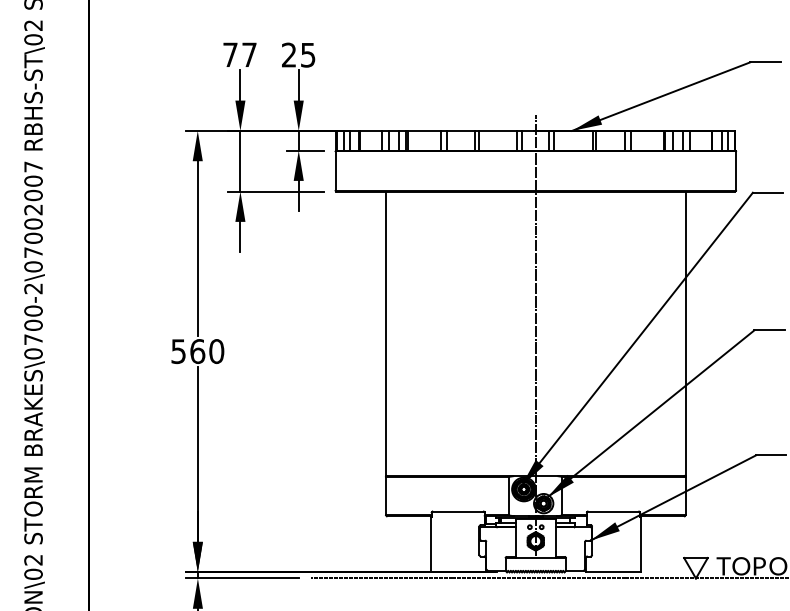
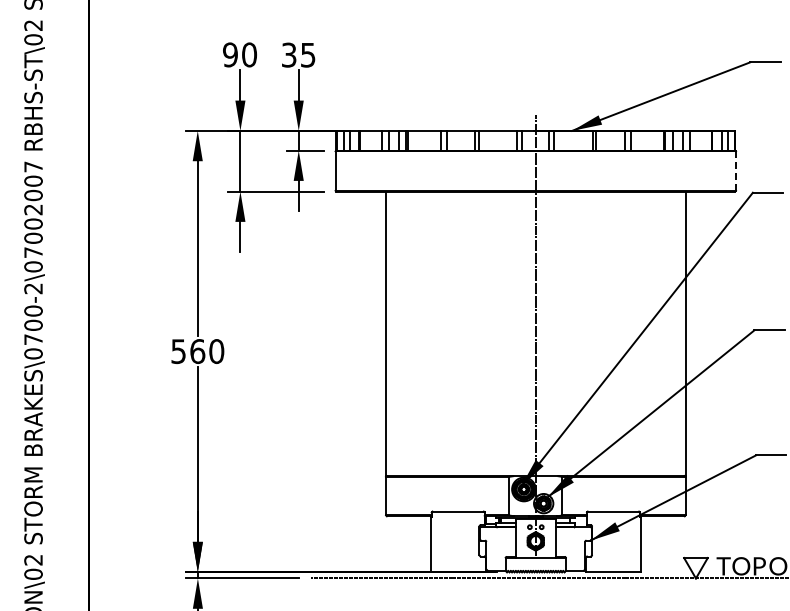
text: 77 -> 90 (239, 54)
text: 25 -> 35 (289, 54)
line: solid -> dashed (735, 171)
